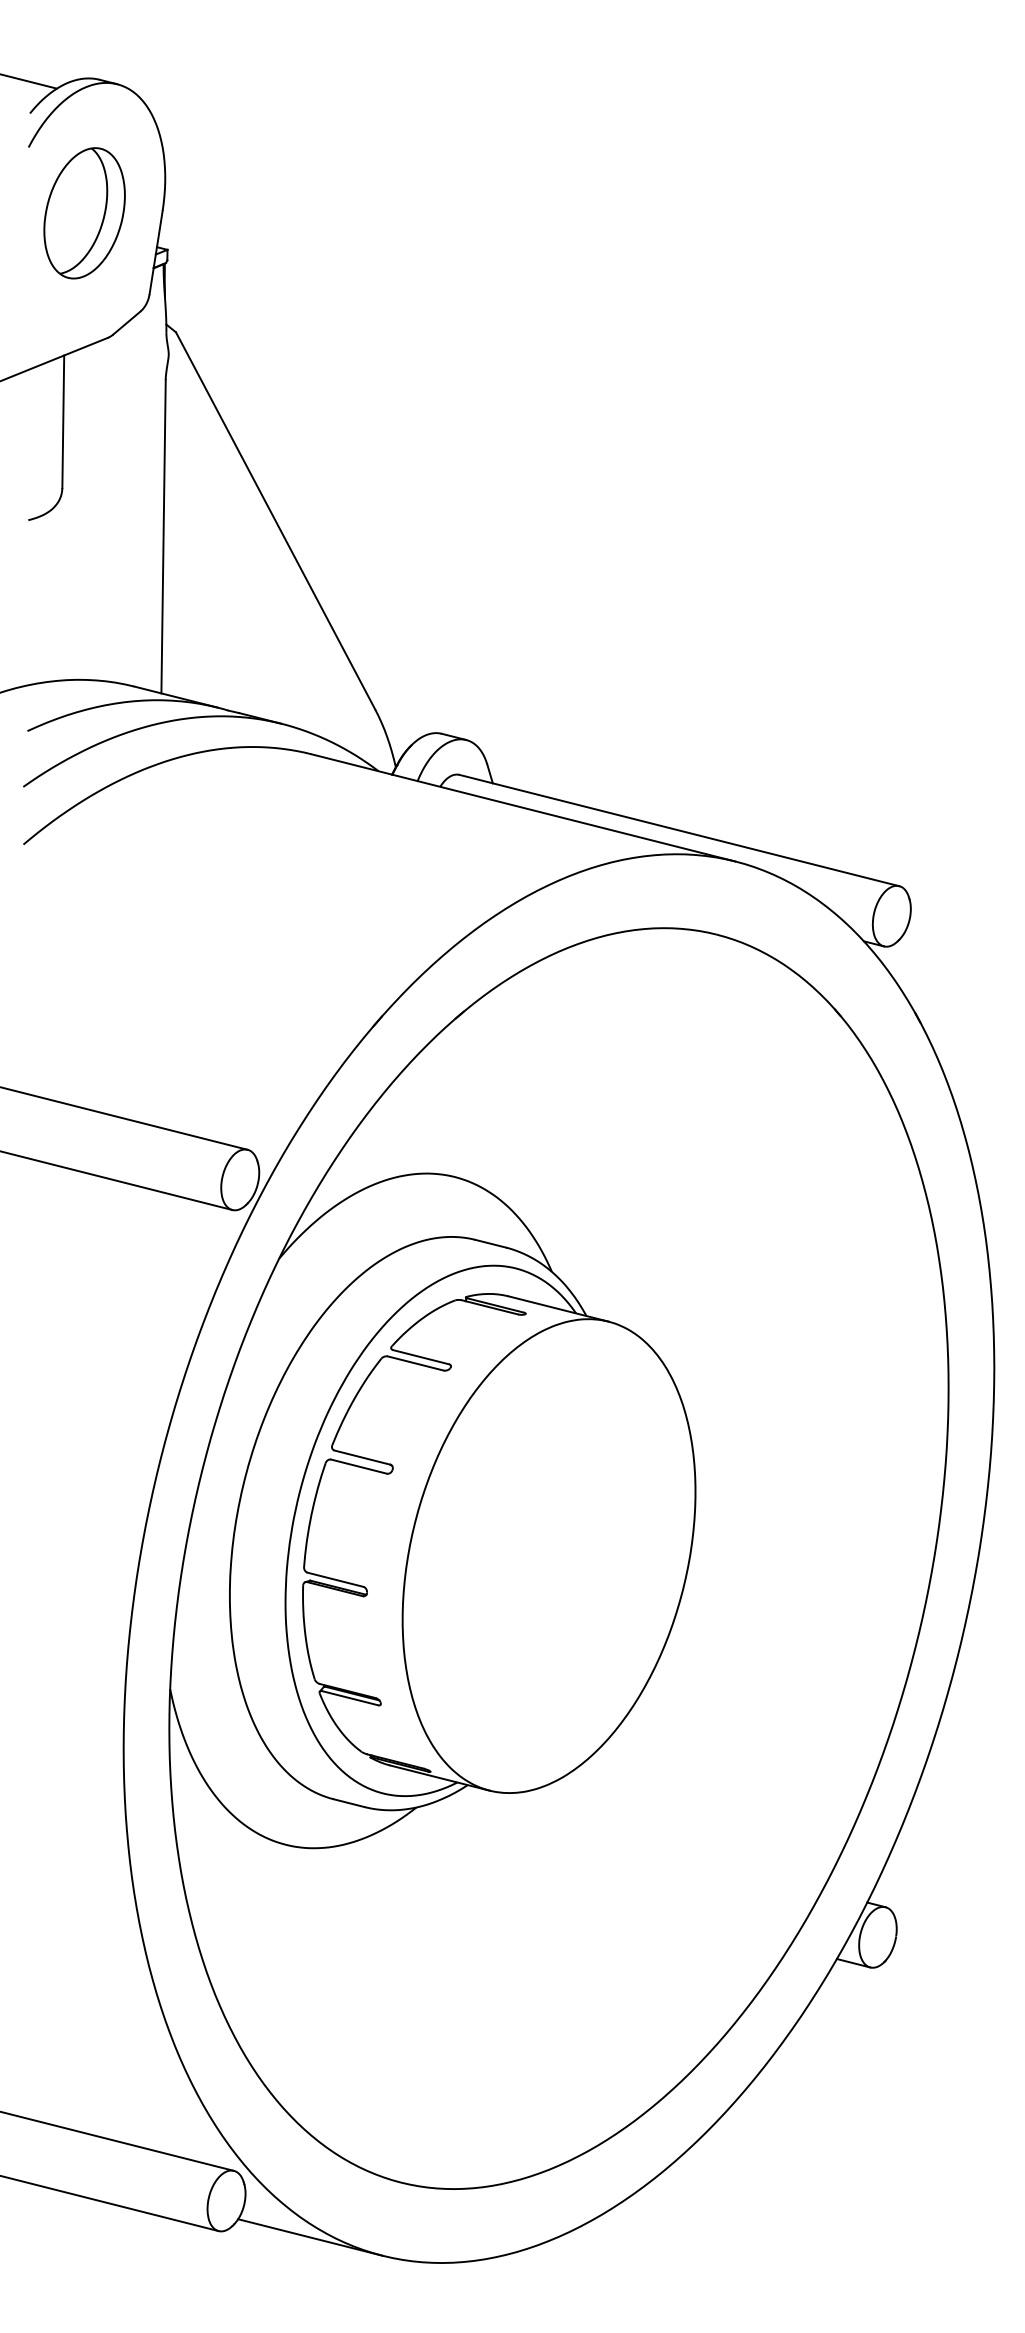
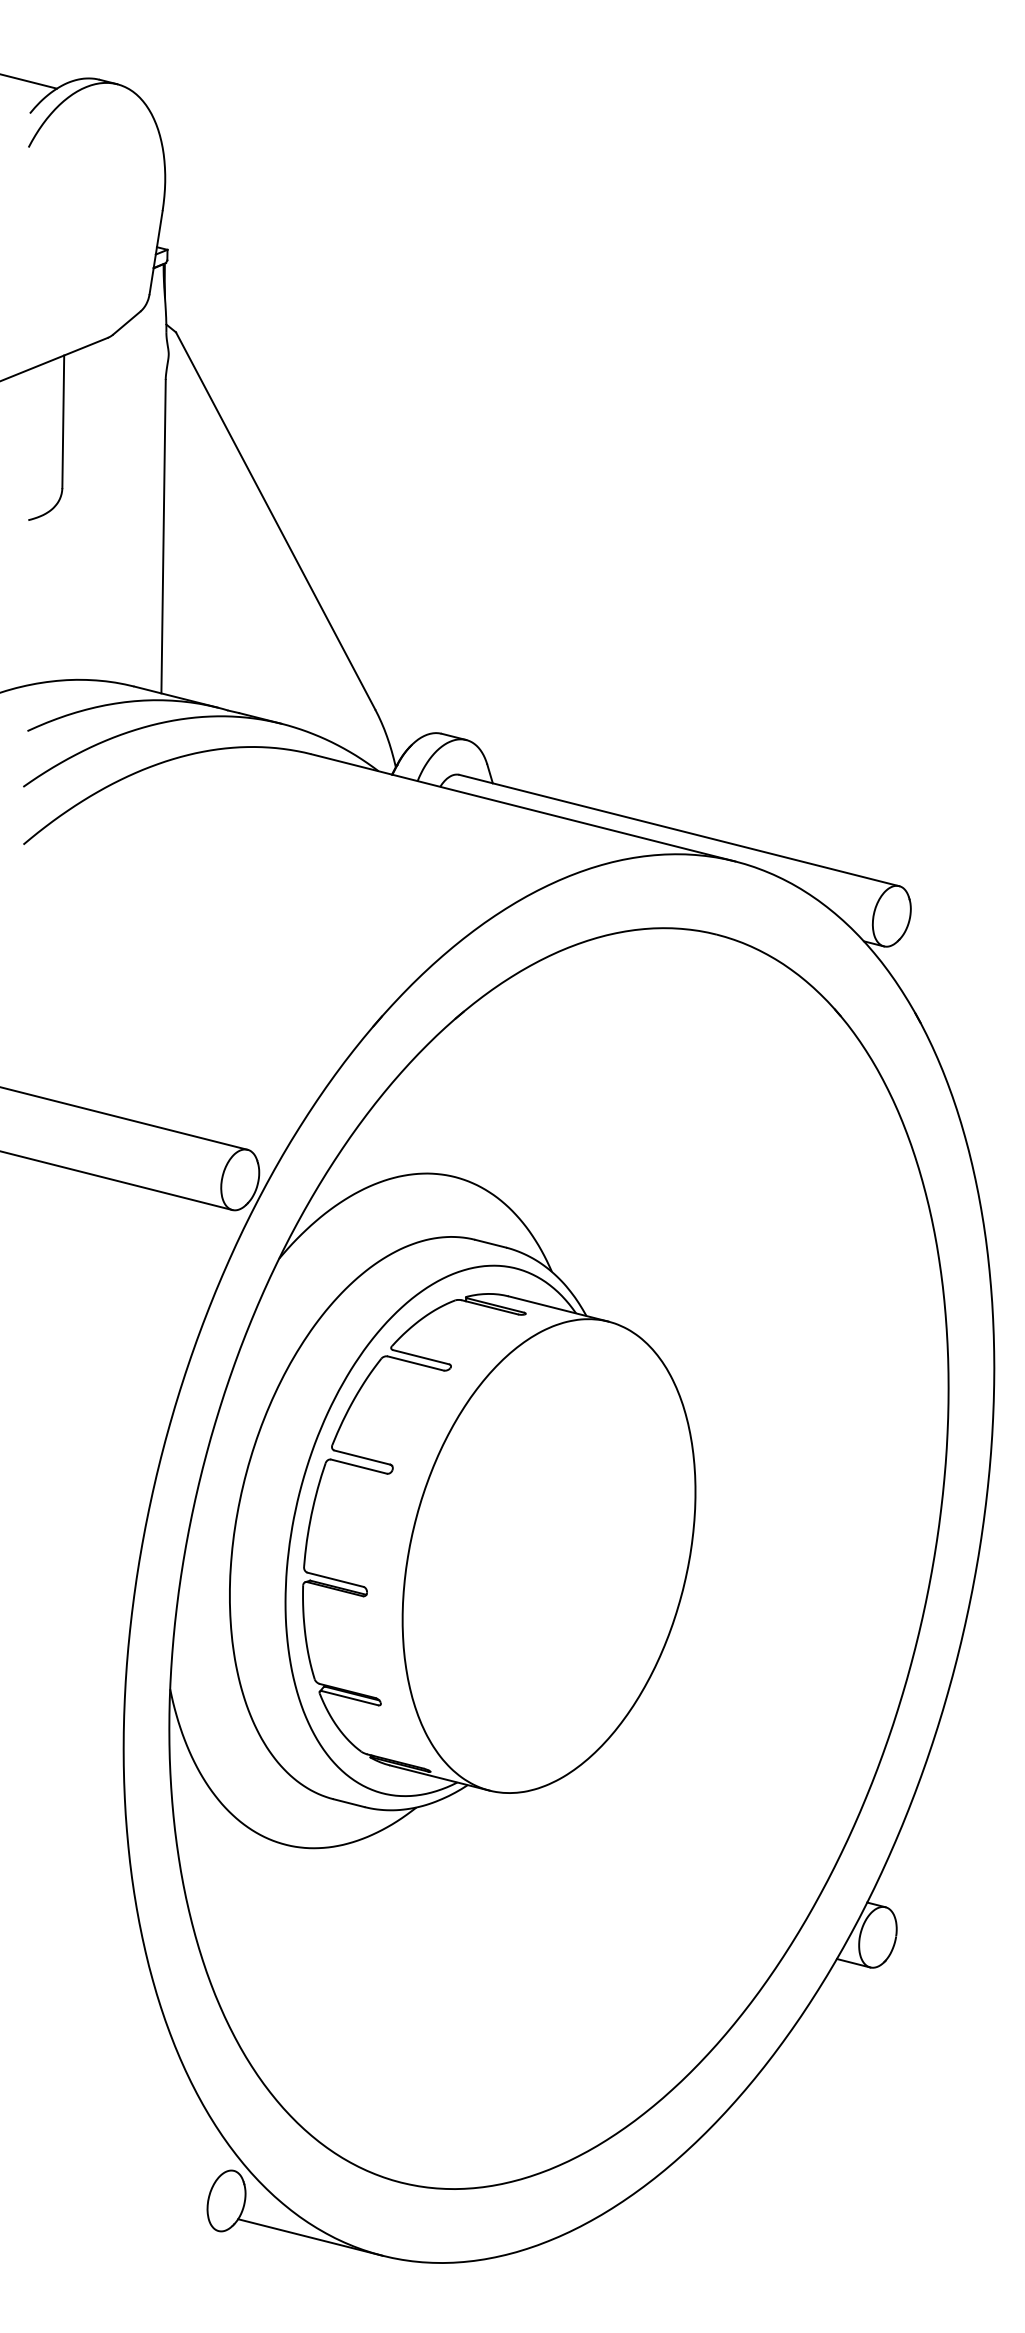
part: present -> none (84, 213)
line: present -> none (117, 2141)
line: present -> none (110, 2203)
